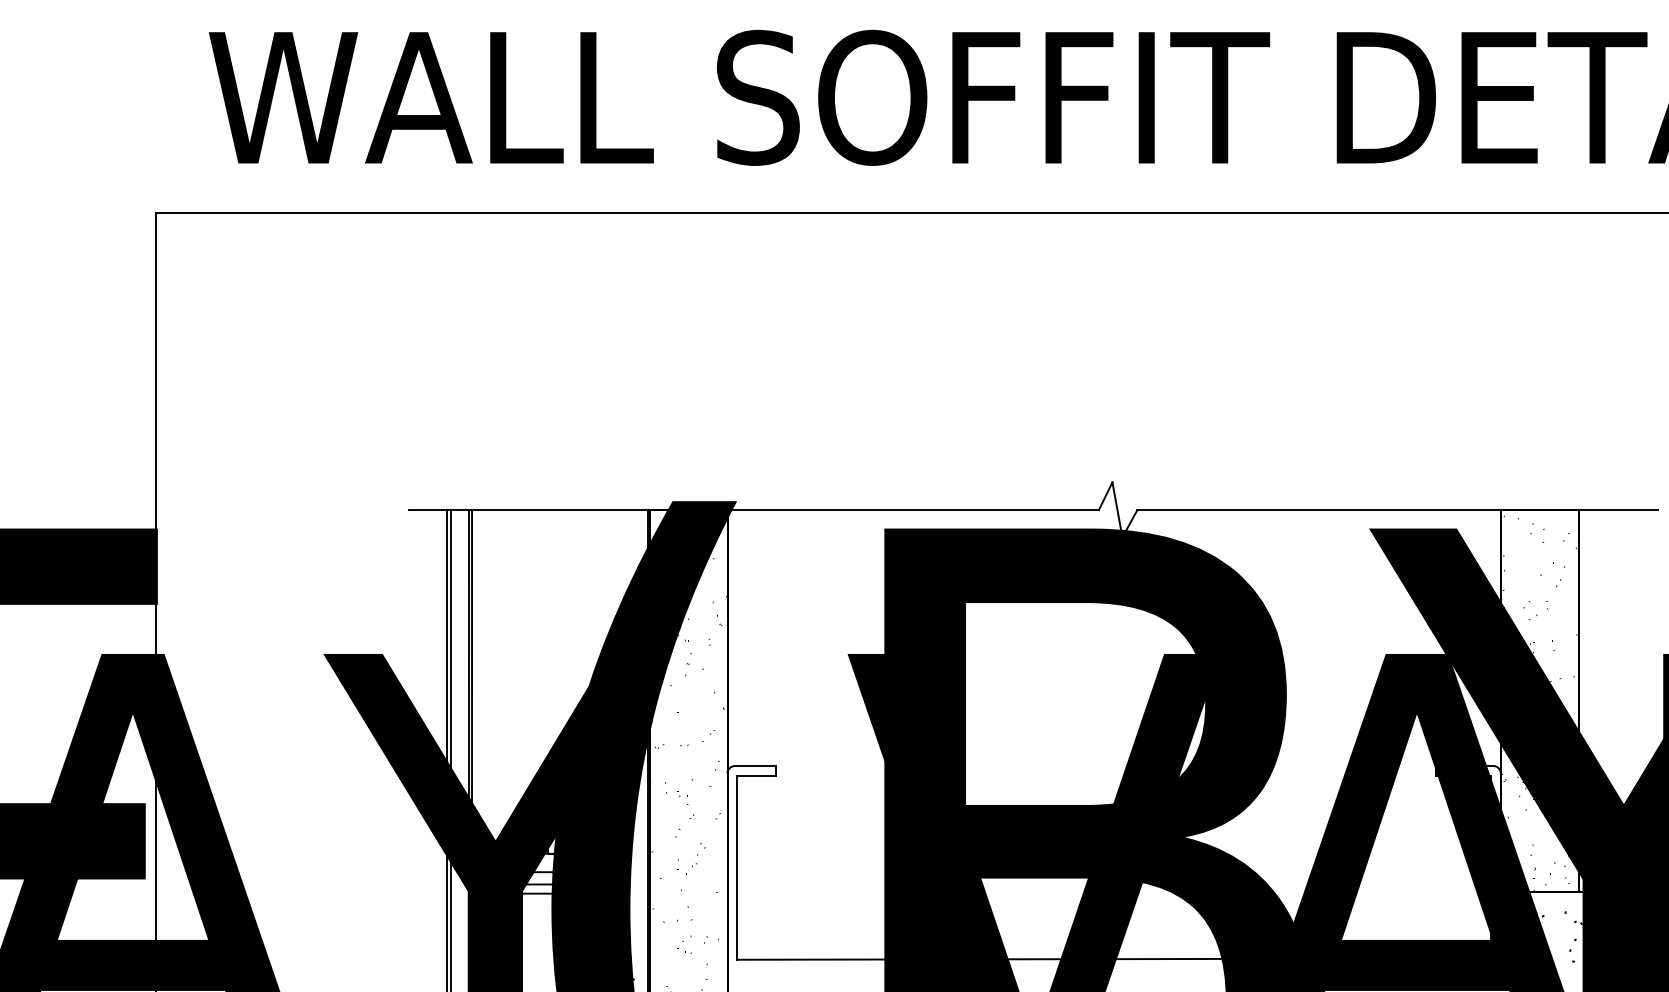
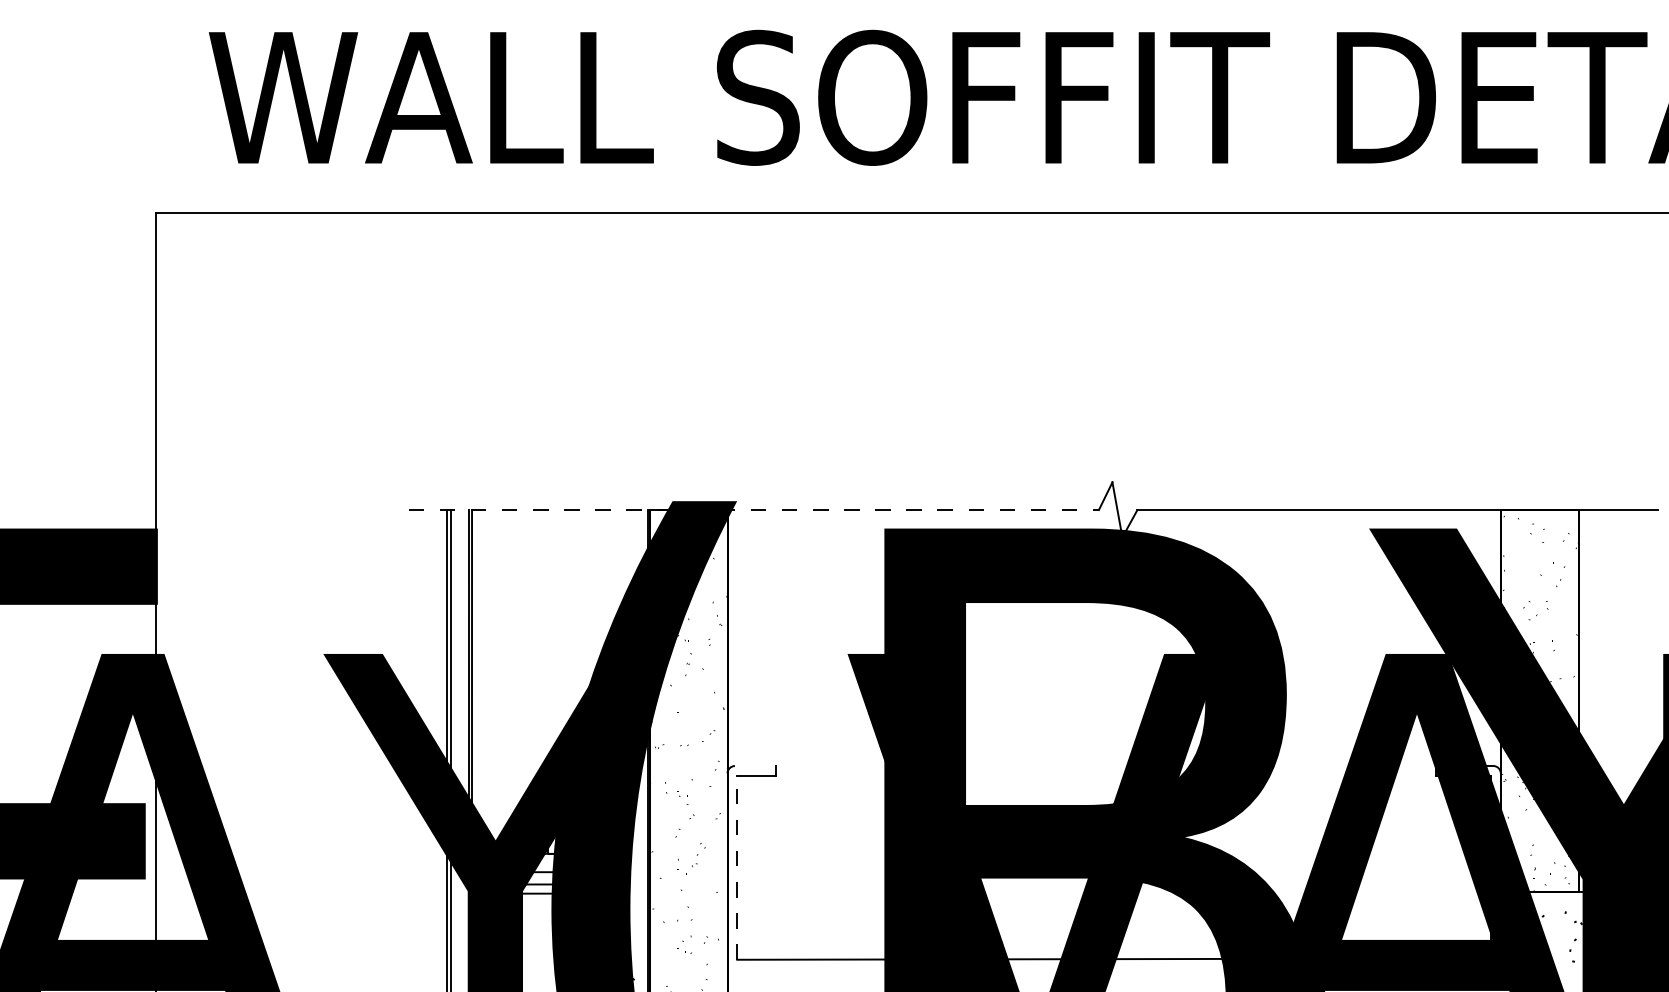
line: solid -> dashed (754, 510)
line: present -> none (754, 765)
line: solid -> dashed (737, 867)
